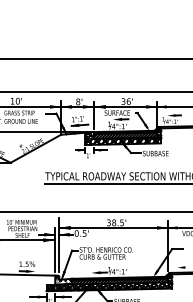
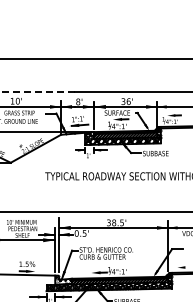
line: solid -> dashed (37, 91)
line: present -> none (116, 184)
